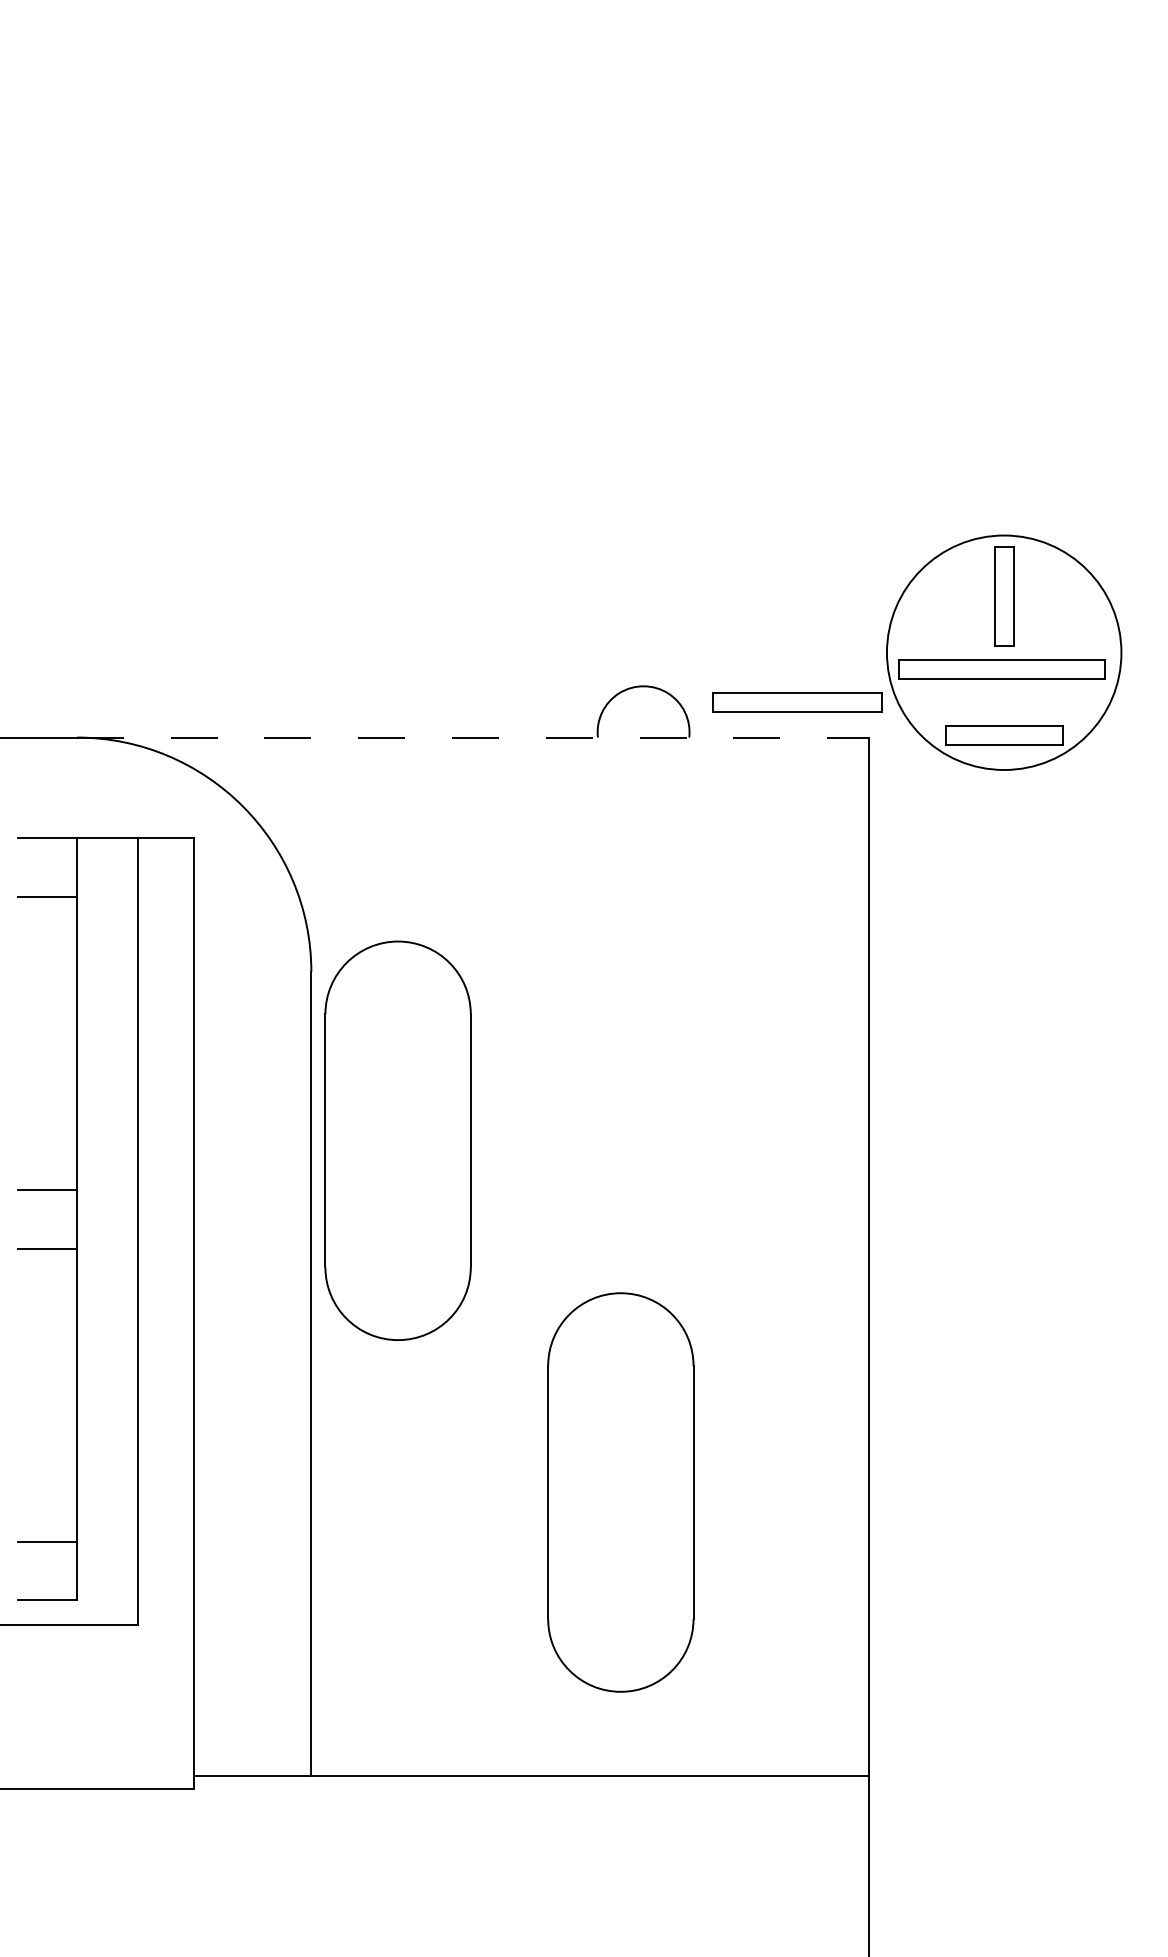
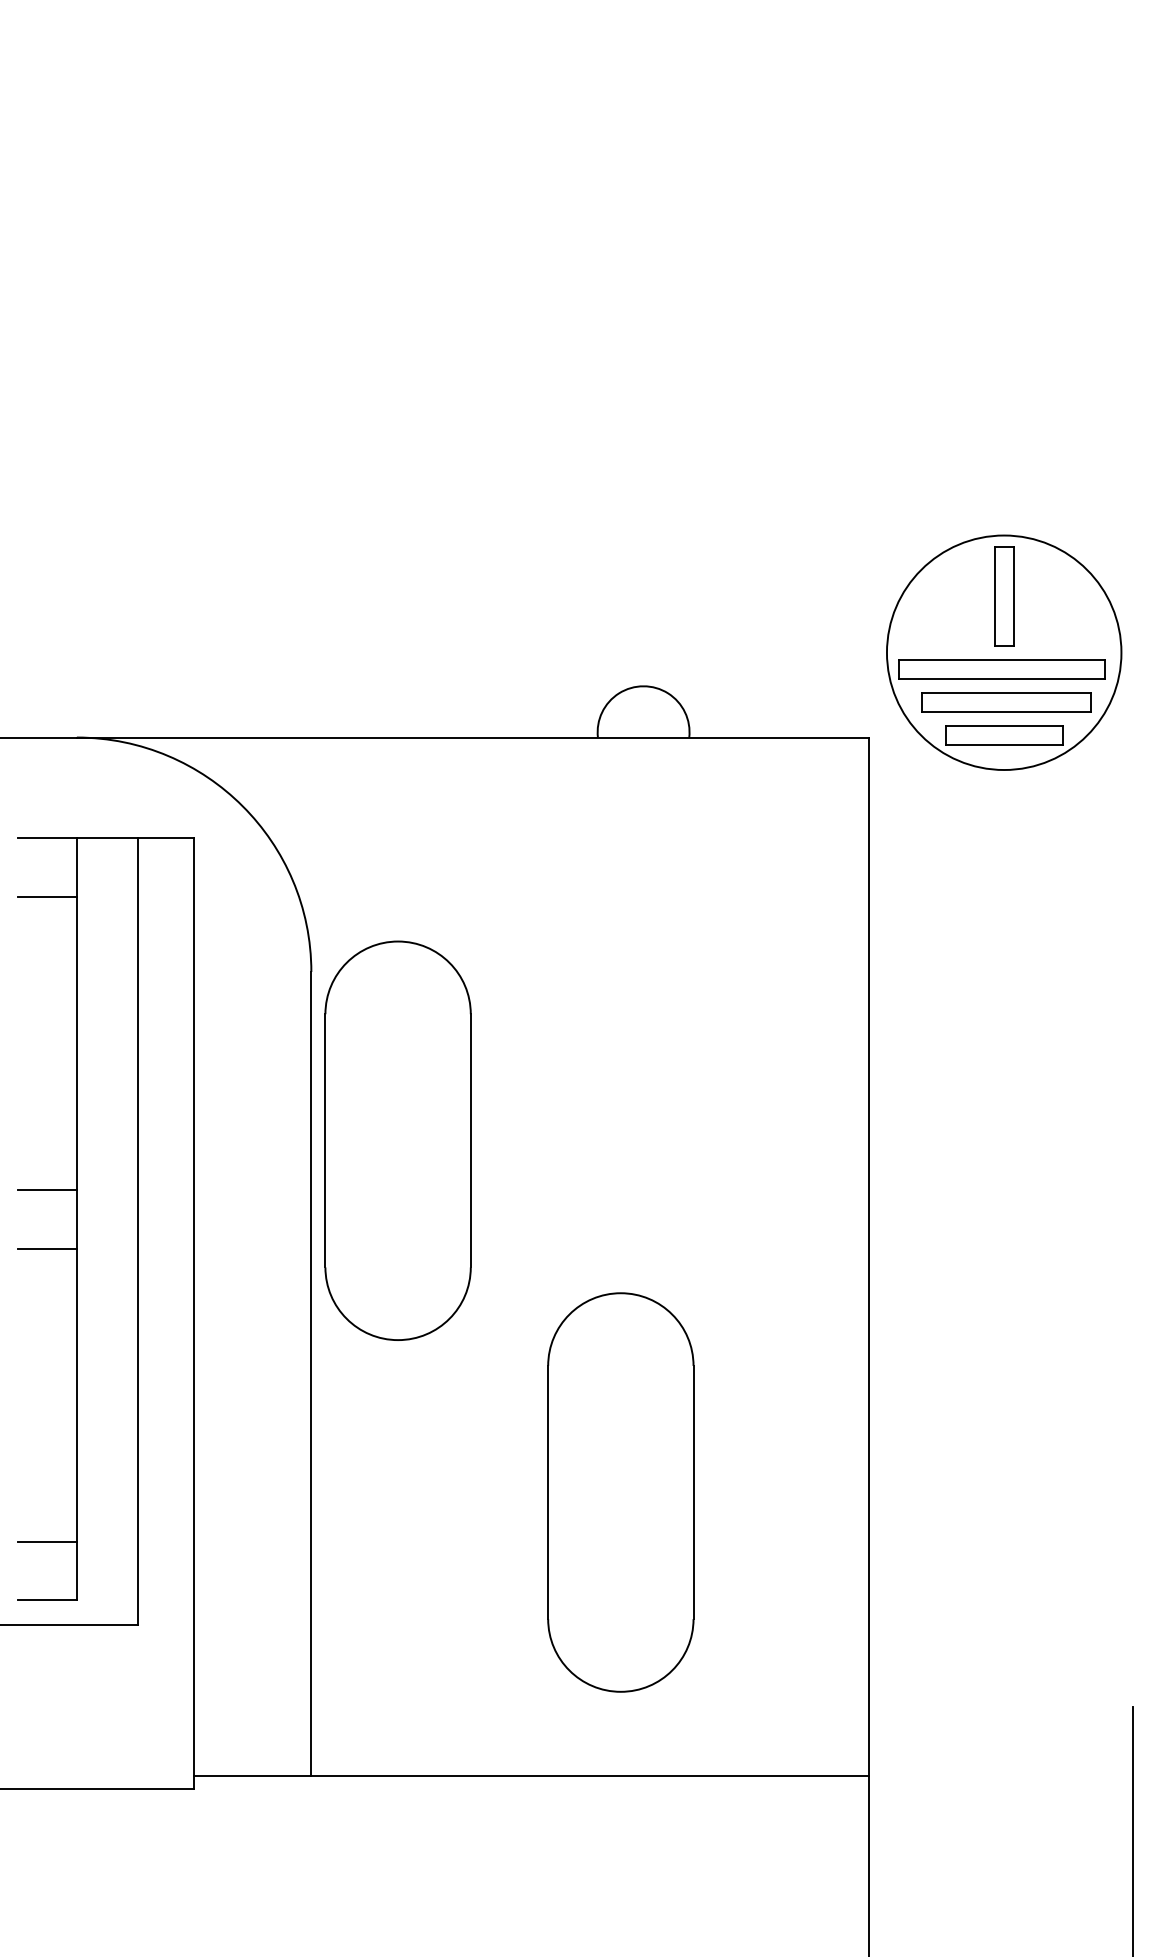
part position: (797, 702) -> (1006, 702) (1006, 702)
line: dashed -> solid (473, 737)
line: none -> present (1132, 1829)
